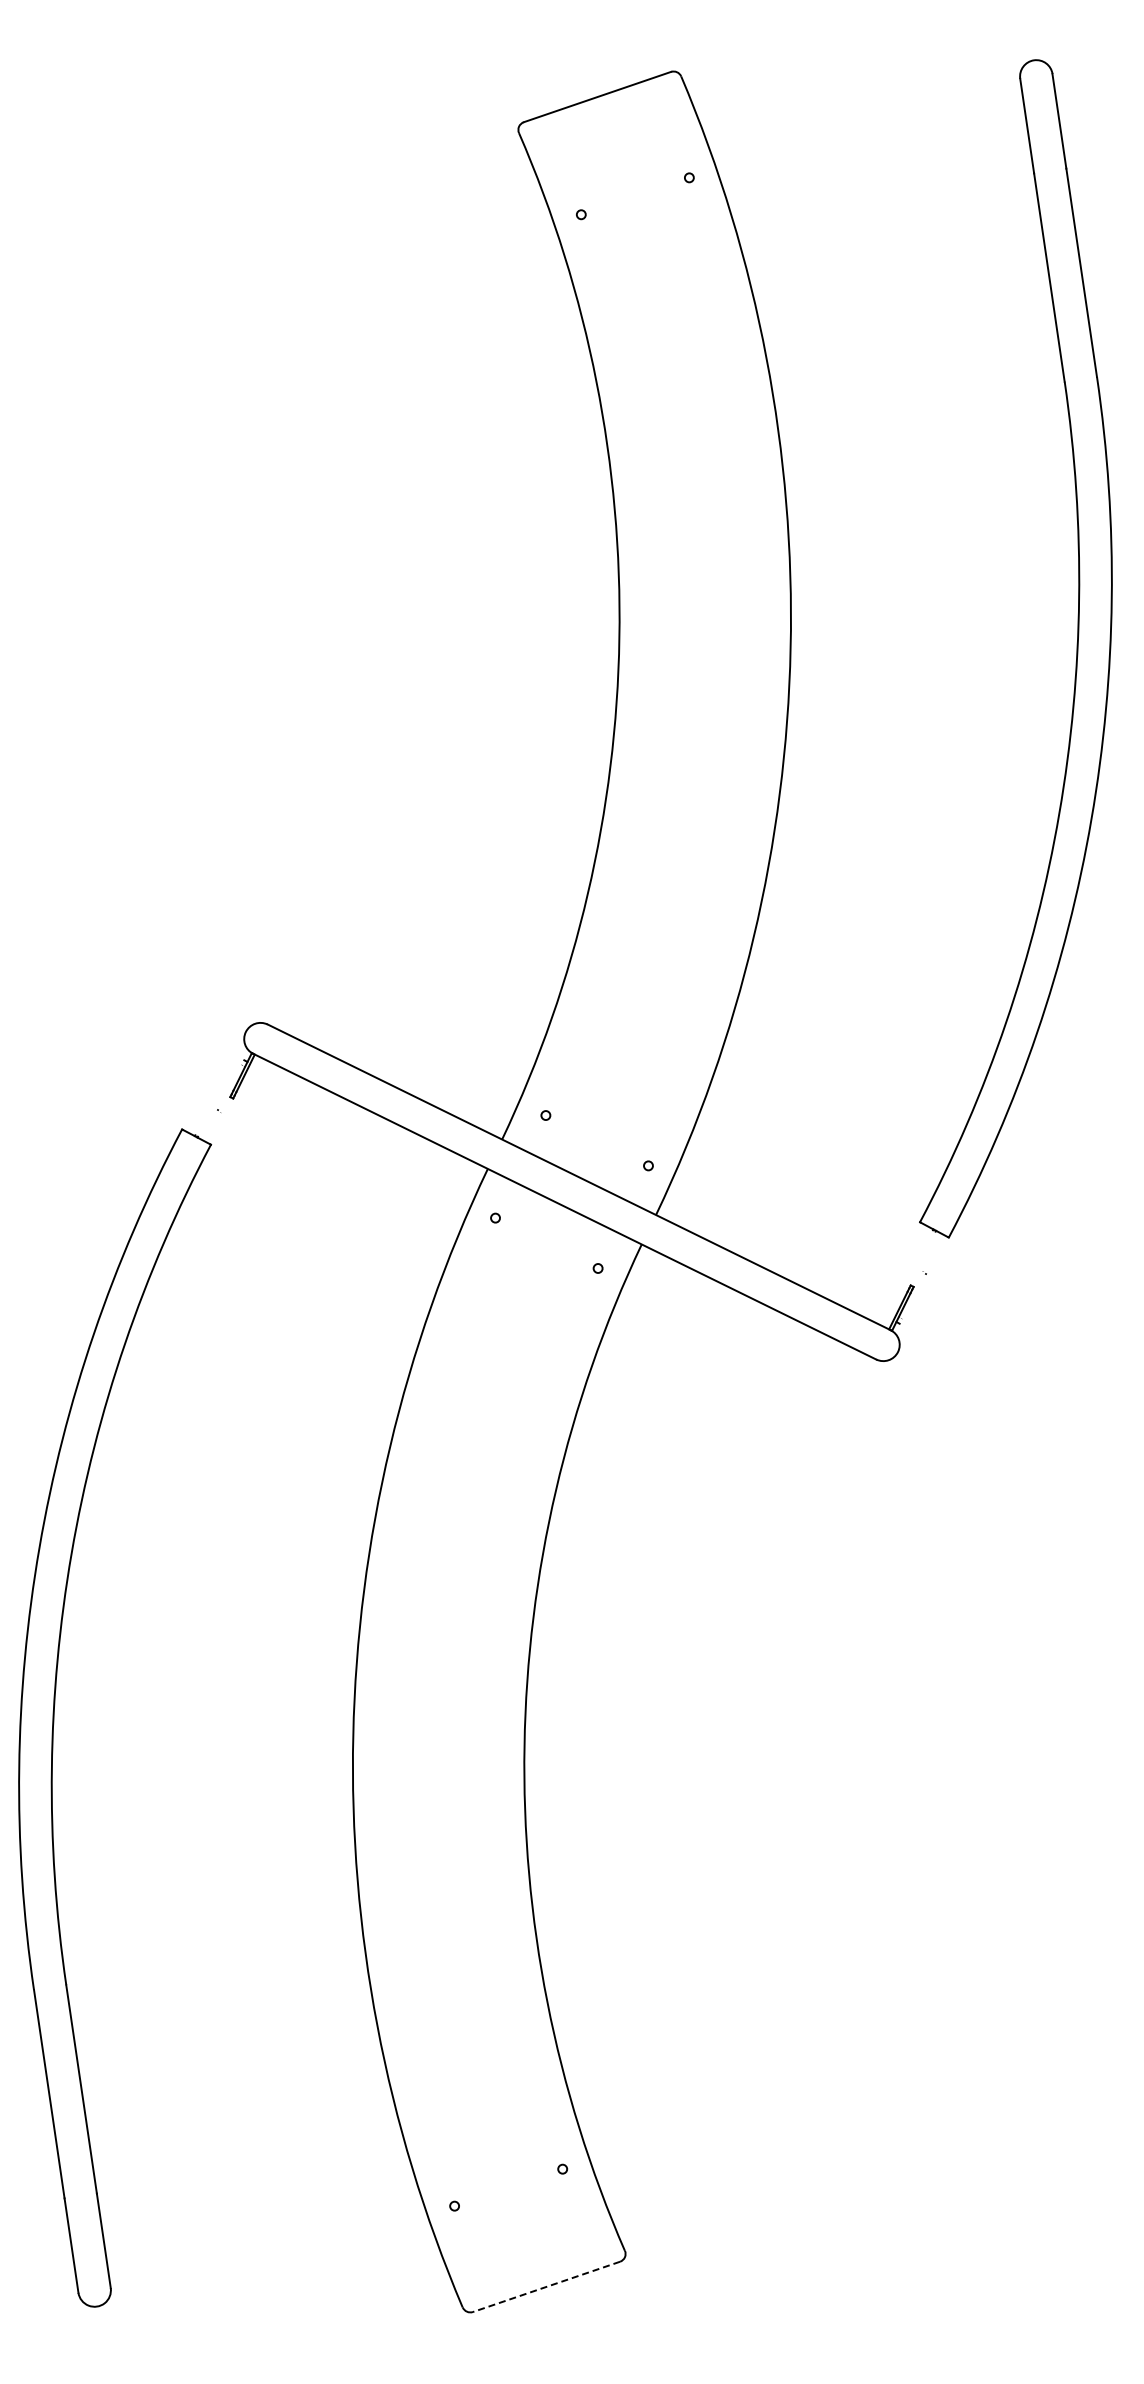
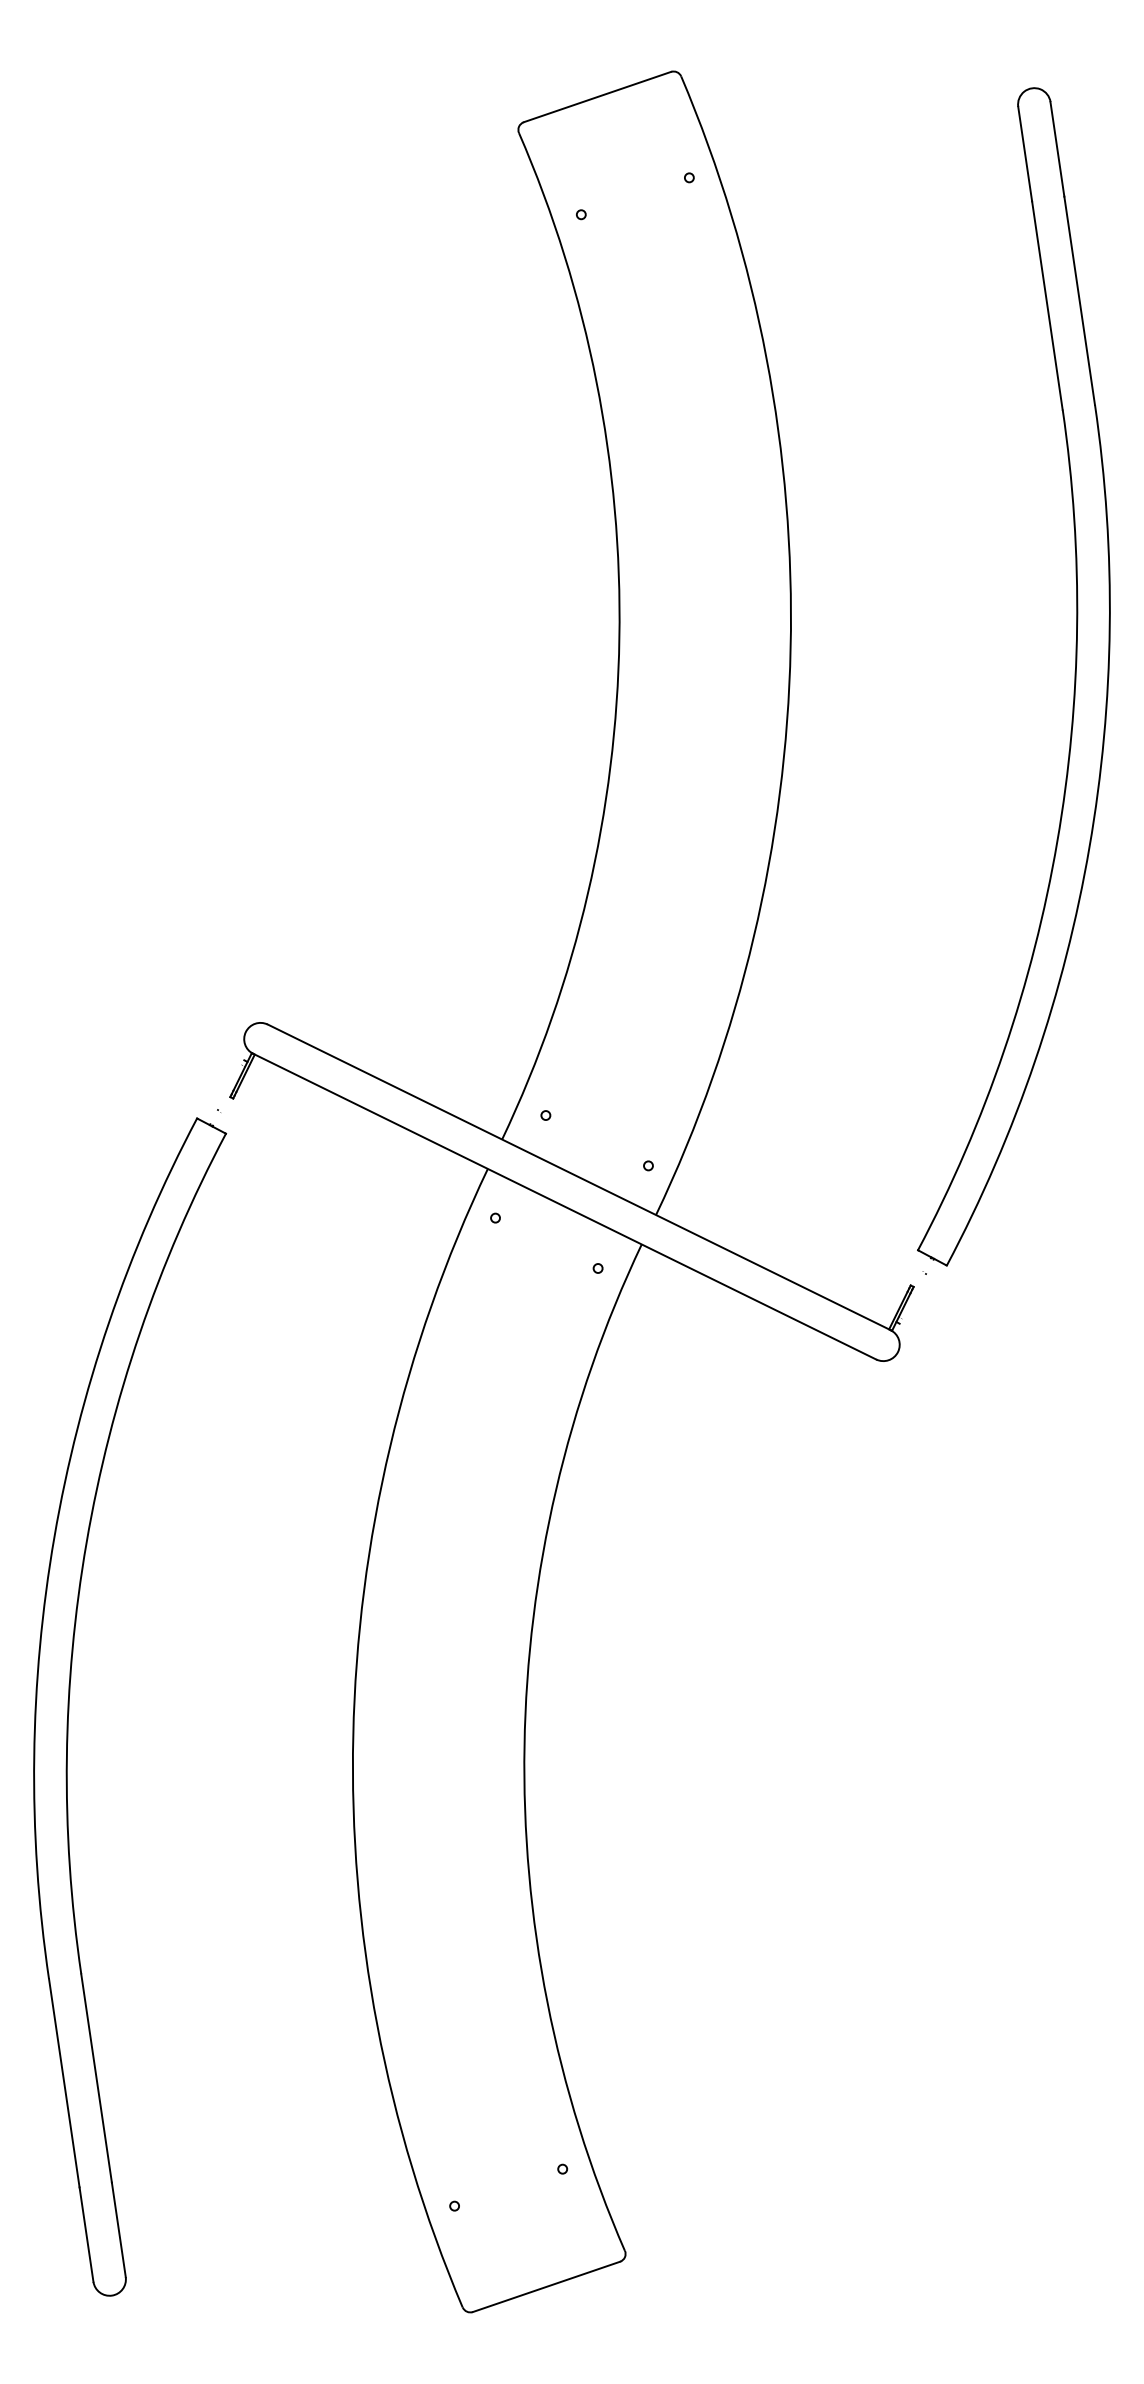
part position: (1076, 648) -> (1074, 676) (1074, 676)
part position: (54, 1717) -> (69, 1706) (69, 1706)
line: dashed -> solid (546, 2286)
